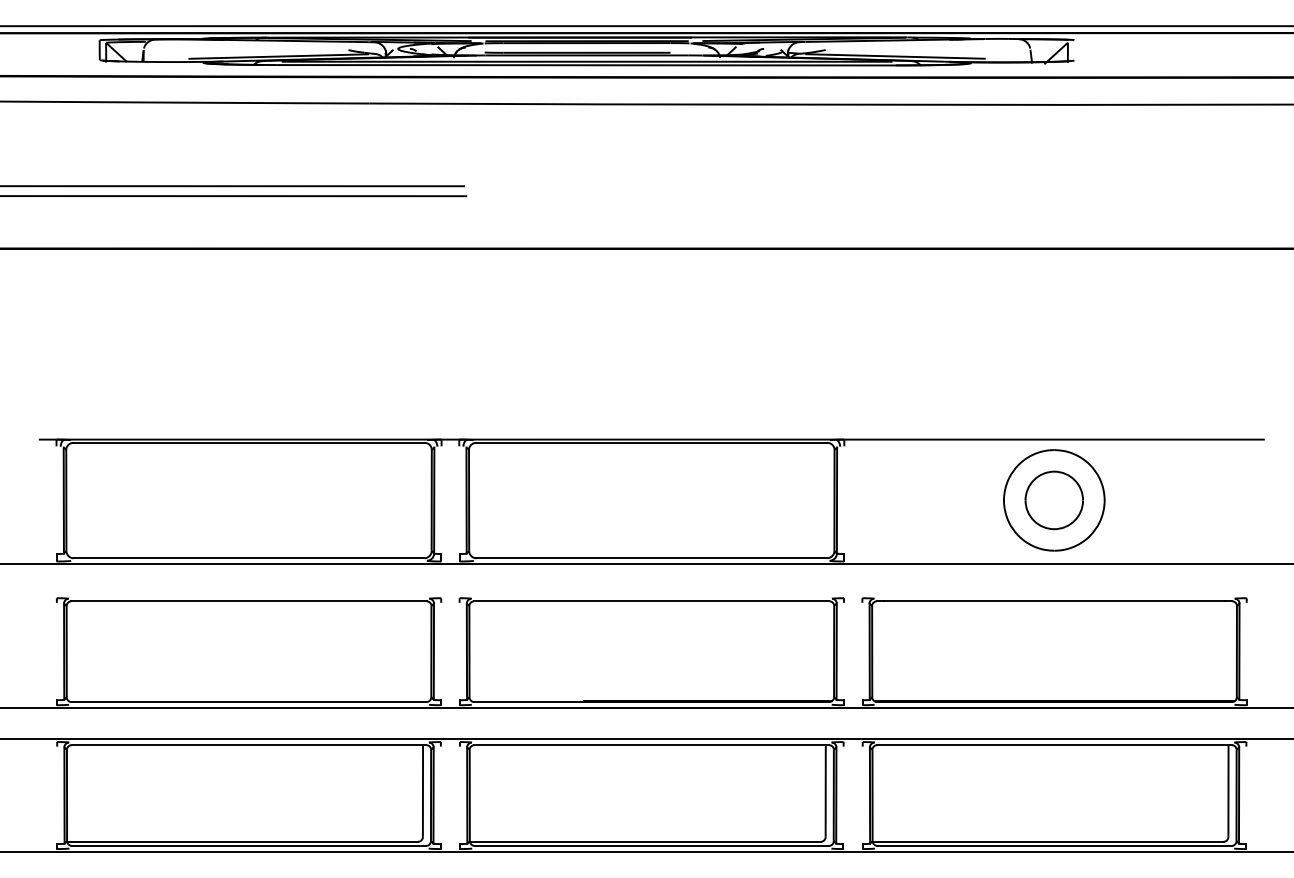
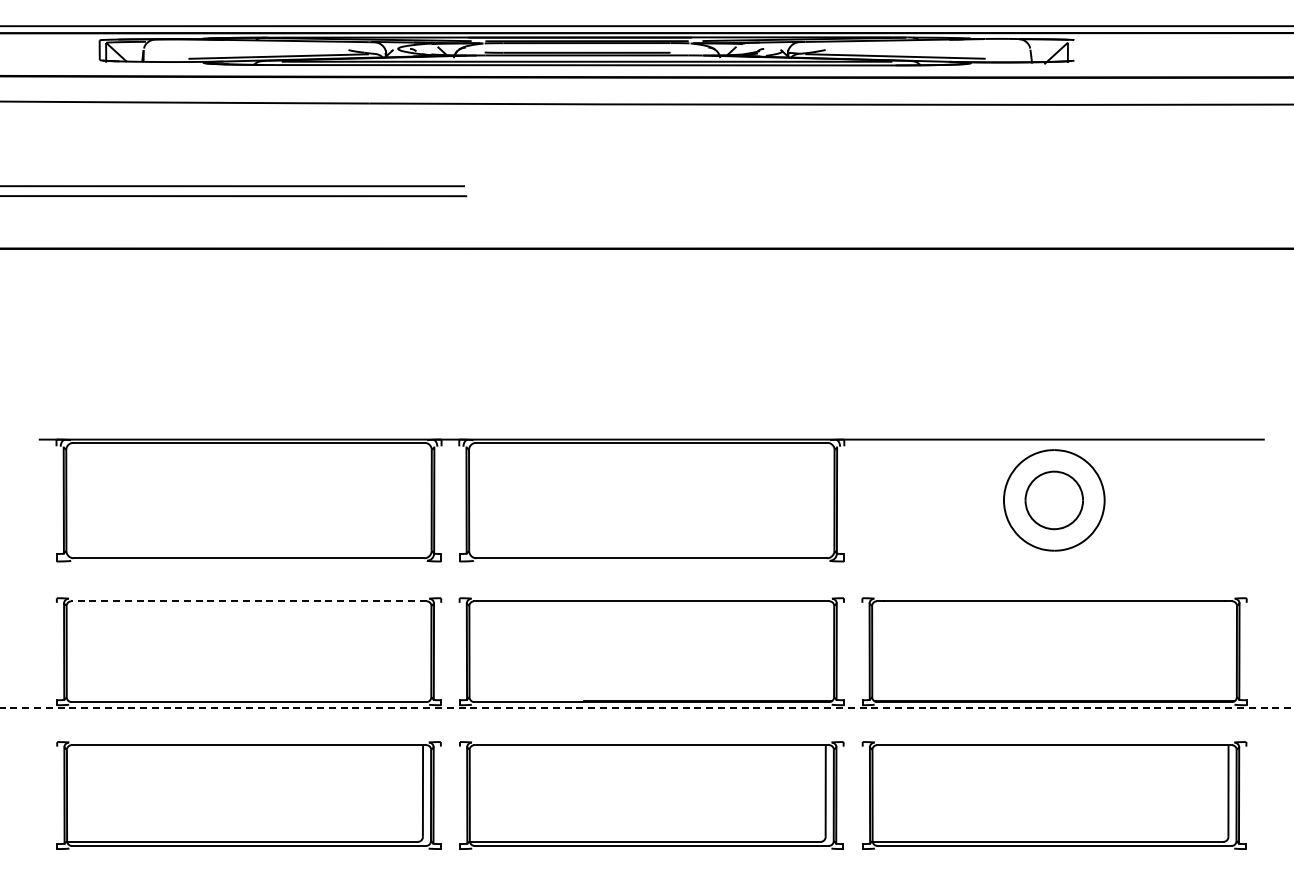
line: present -> none (646, 564)
line: solid -> dashed (249, 601)
line: solid -> dashed (647, 707)
line: present -> none (646, 739)
line: present -> none (646, 851)
